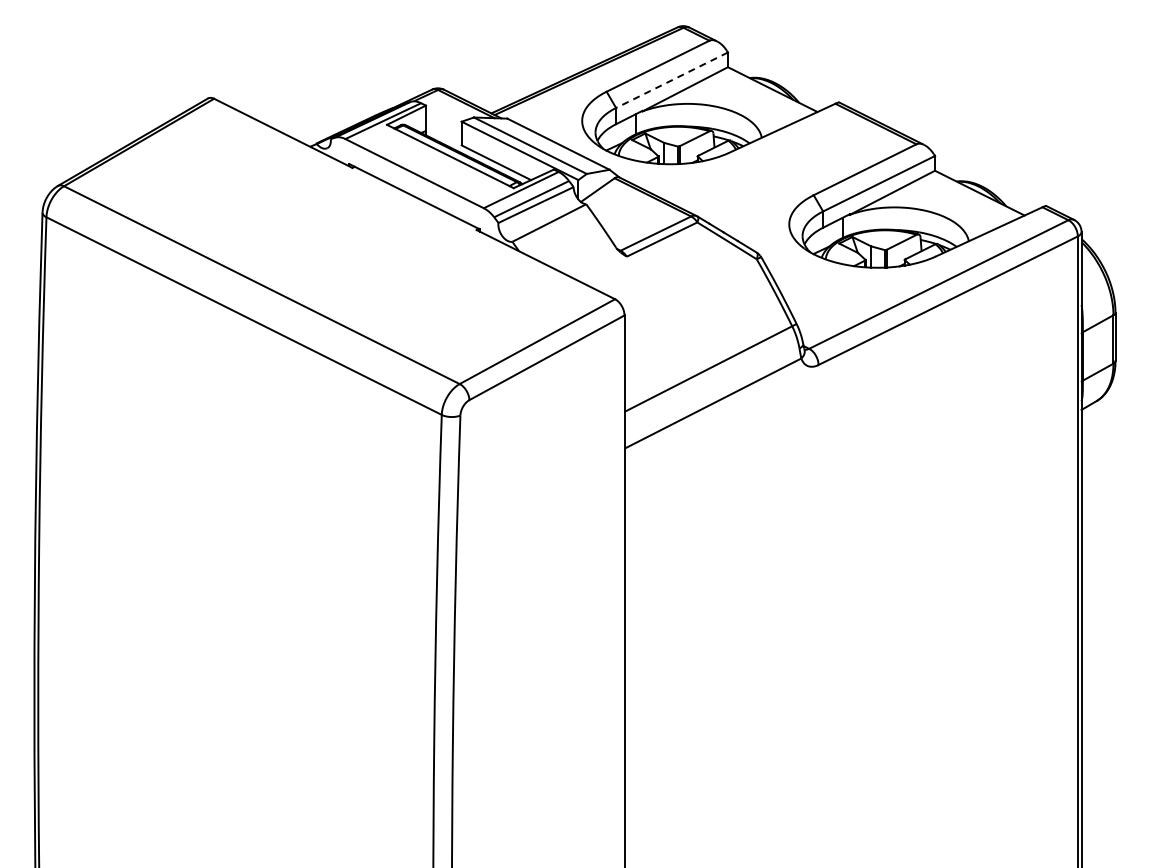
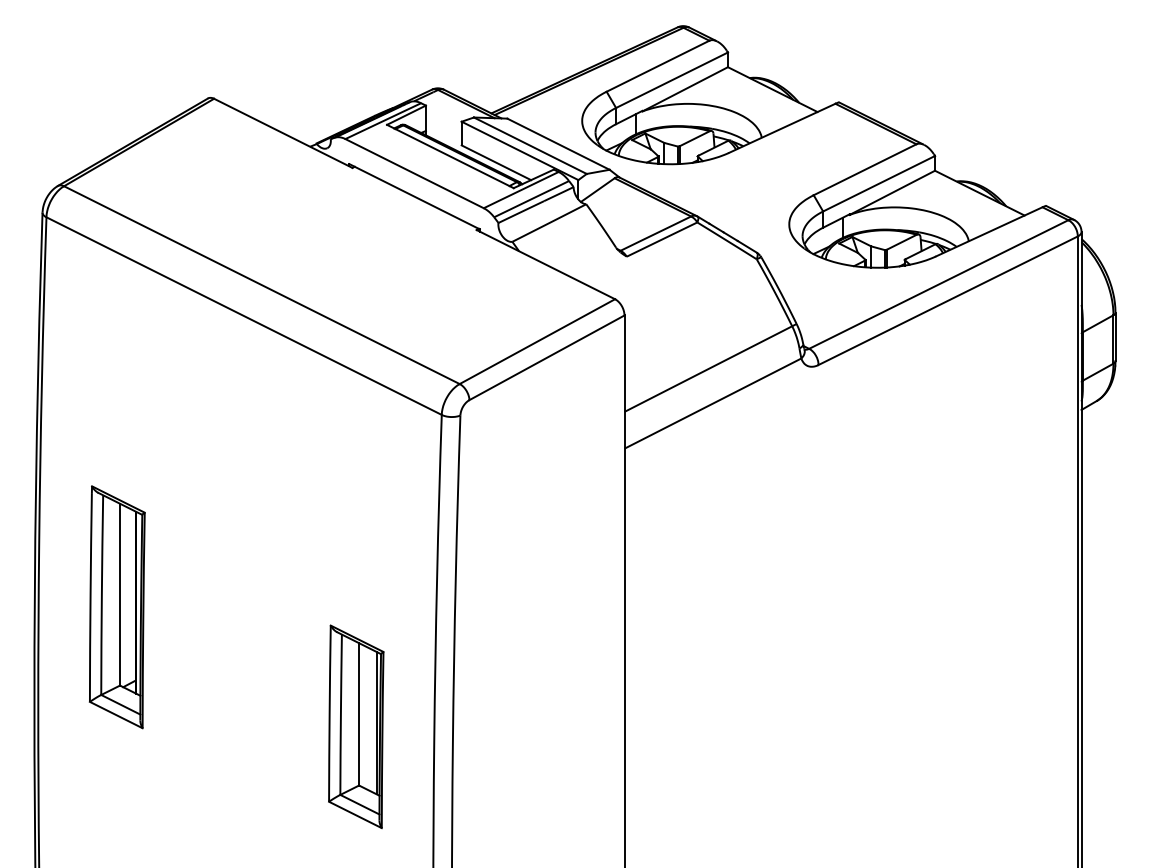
line: dashed -> solid (671, 80)
part: none -> present (116, 607)
part: none -> present (356, 726)
